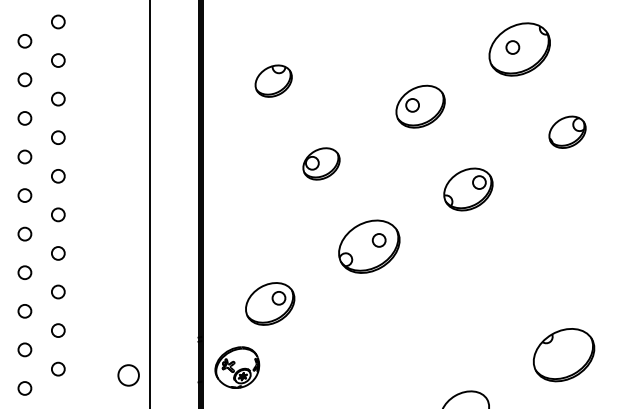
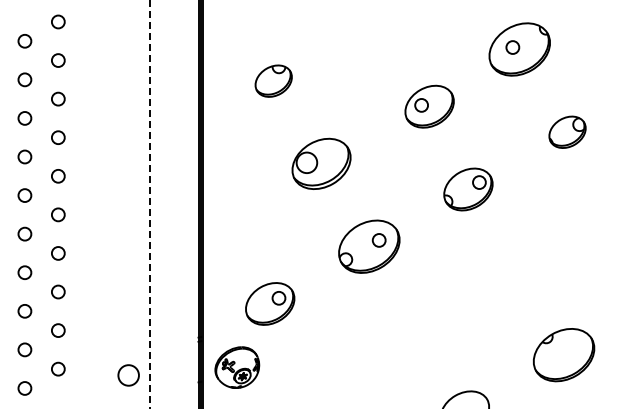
part position: (420, 106) -> (429, 106) (429, 106)
part size: 39x34 px -> 61x53 px (321, 163)
line: solid -> dashed (149, 204)
